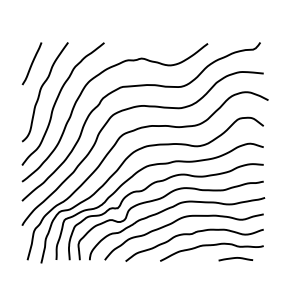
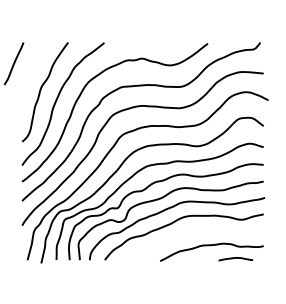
line position: (31, 63) -> (13, 63) (13, 63)
curve: present -> none (190, 235)
